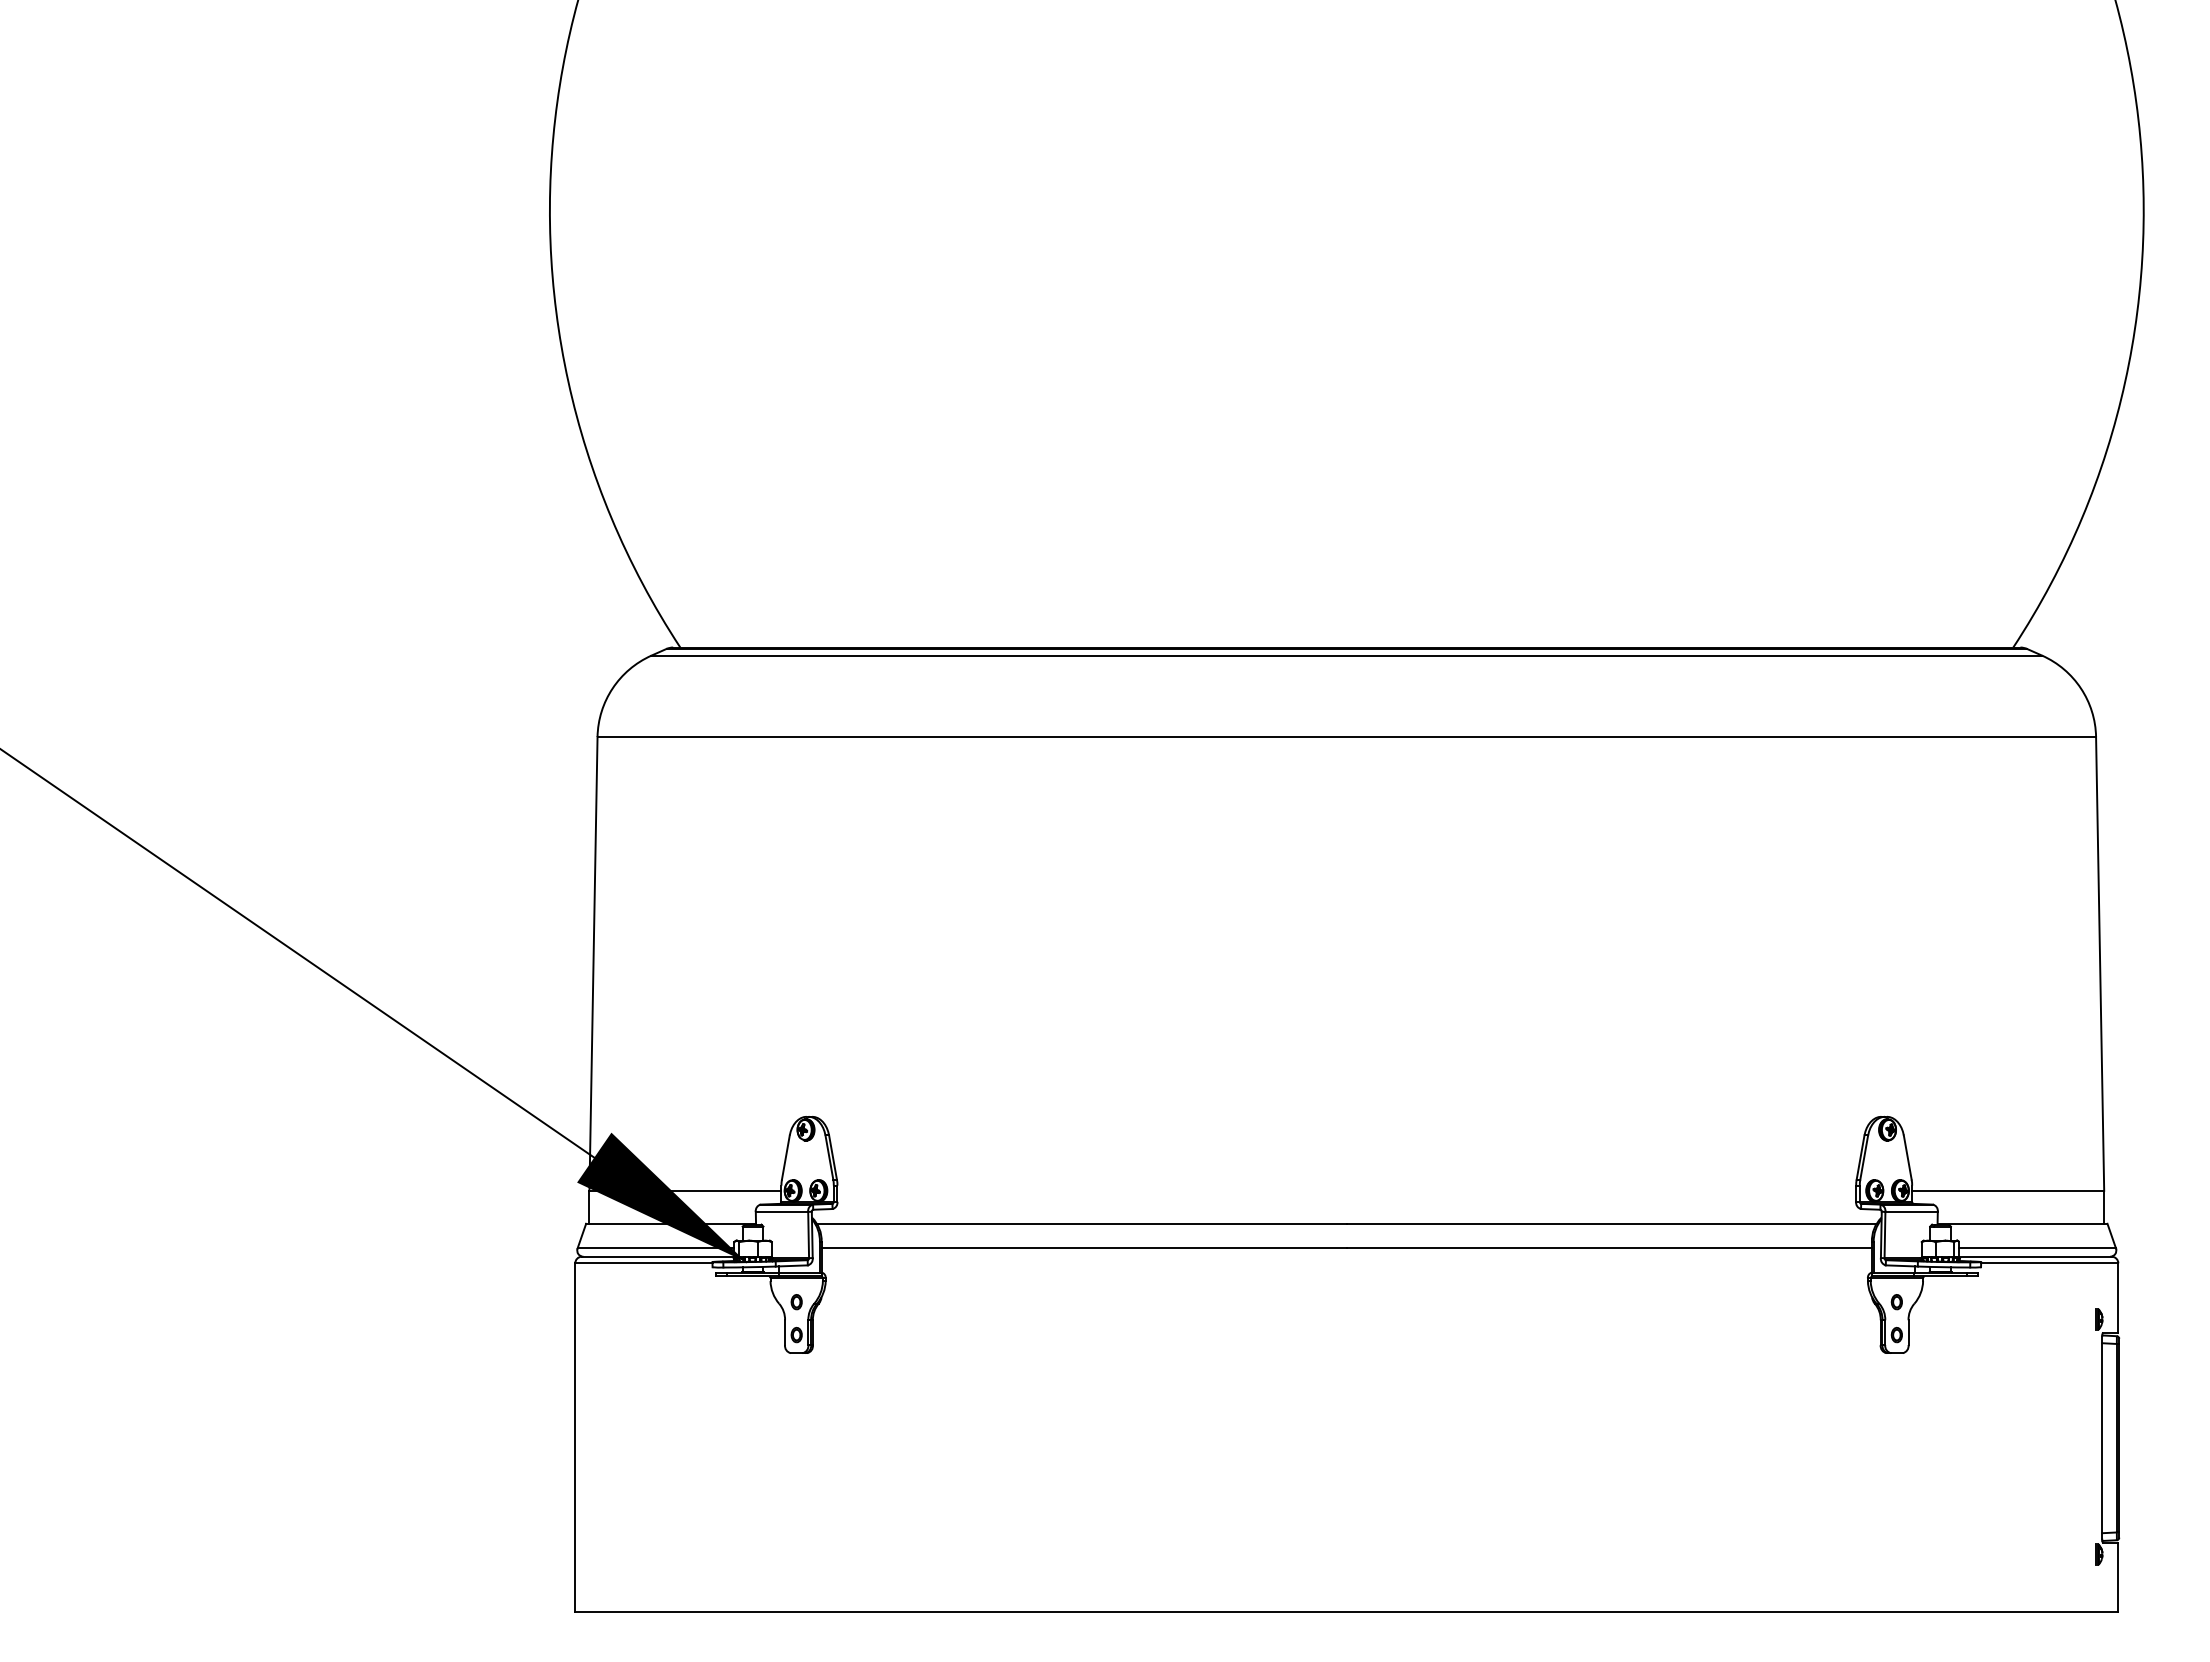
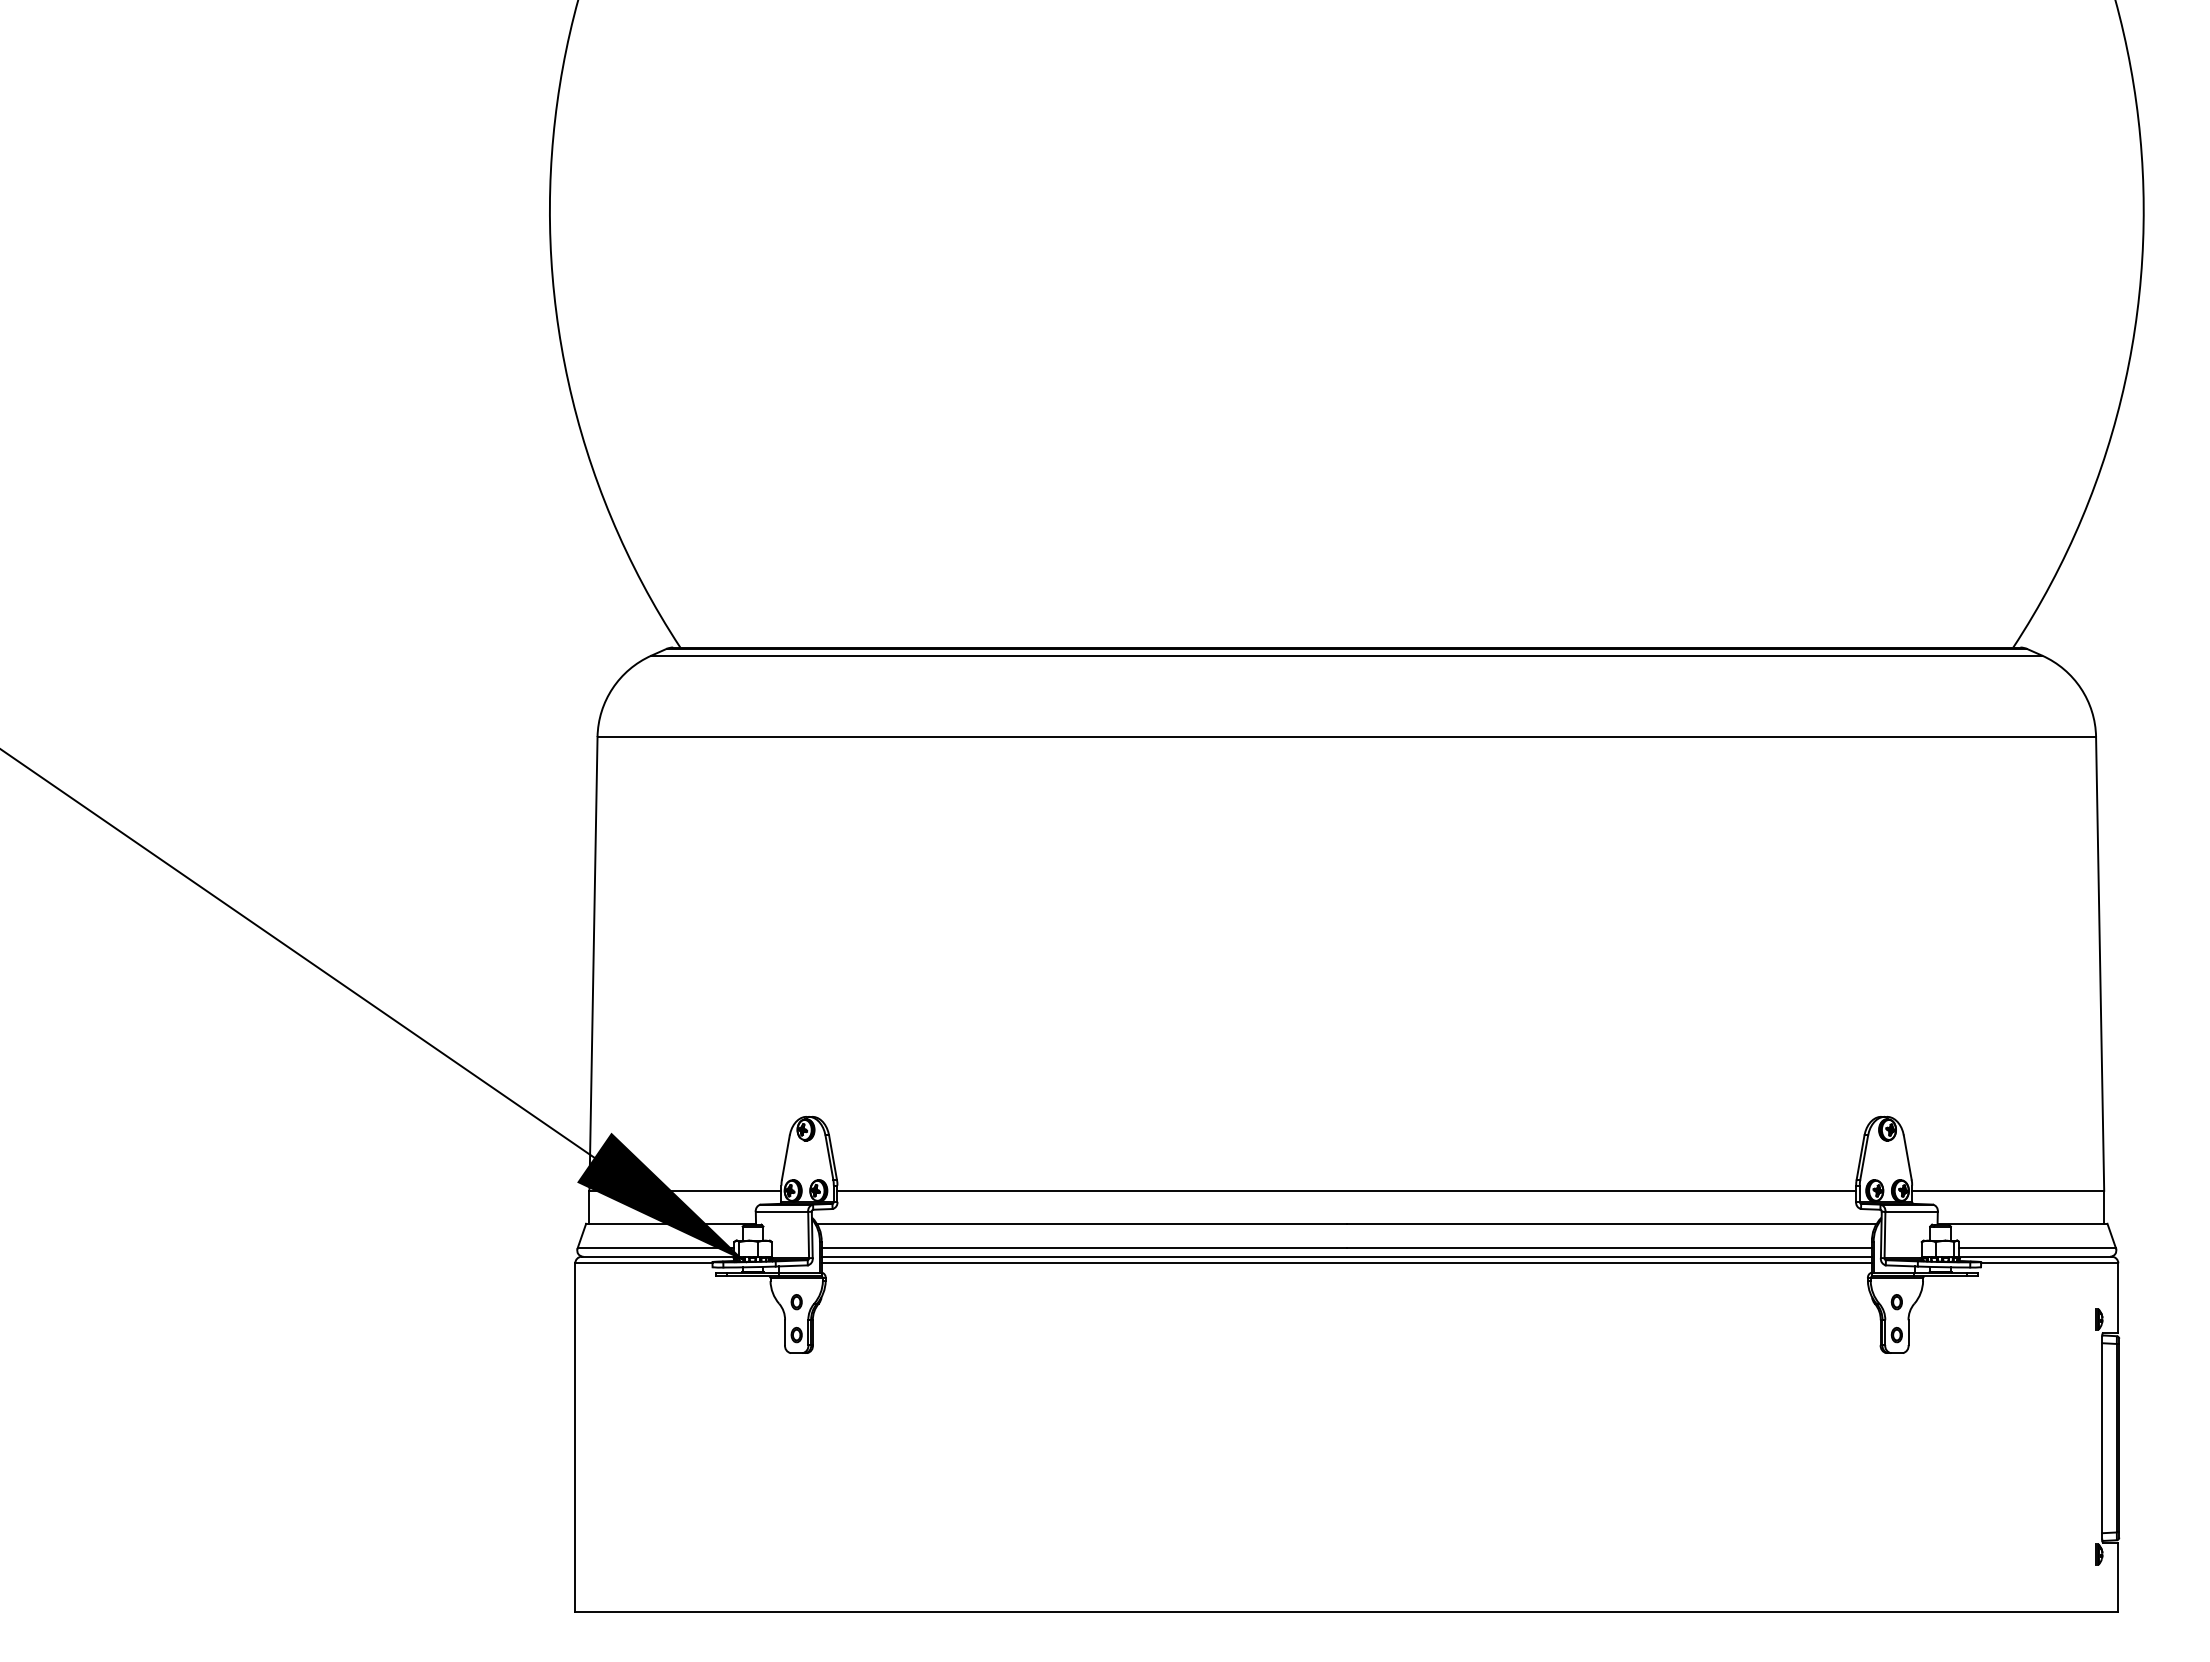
line: none -> present (1346, 1190)
line: none -> present (1346, 1256)
line: none -> present (1346, 1263)
